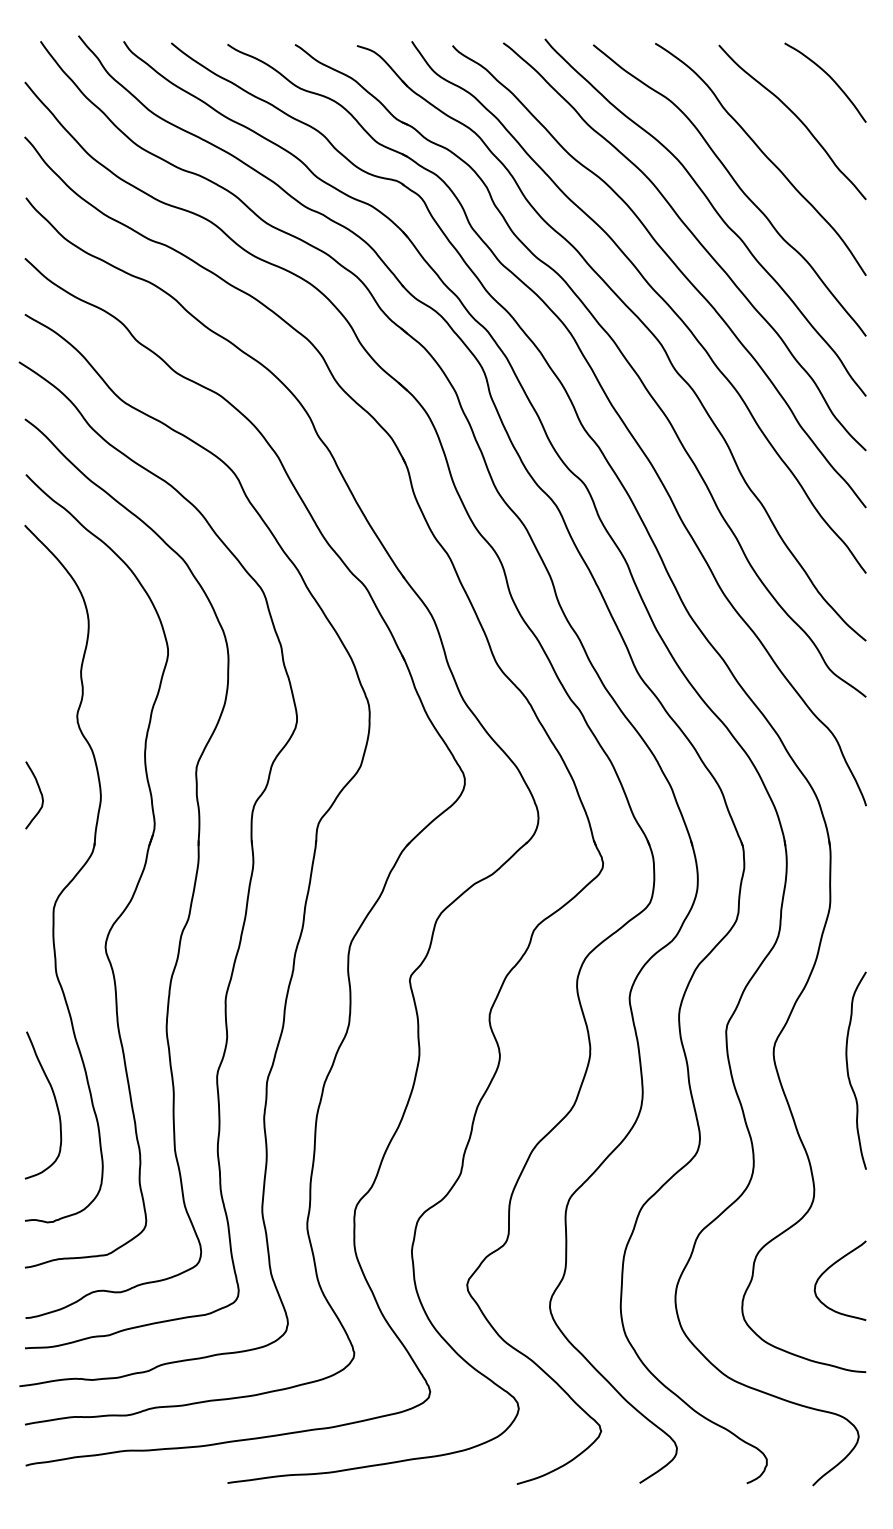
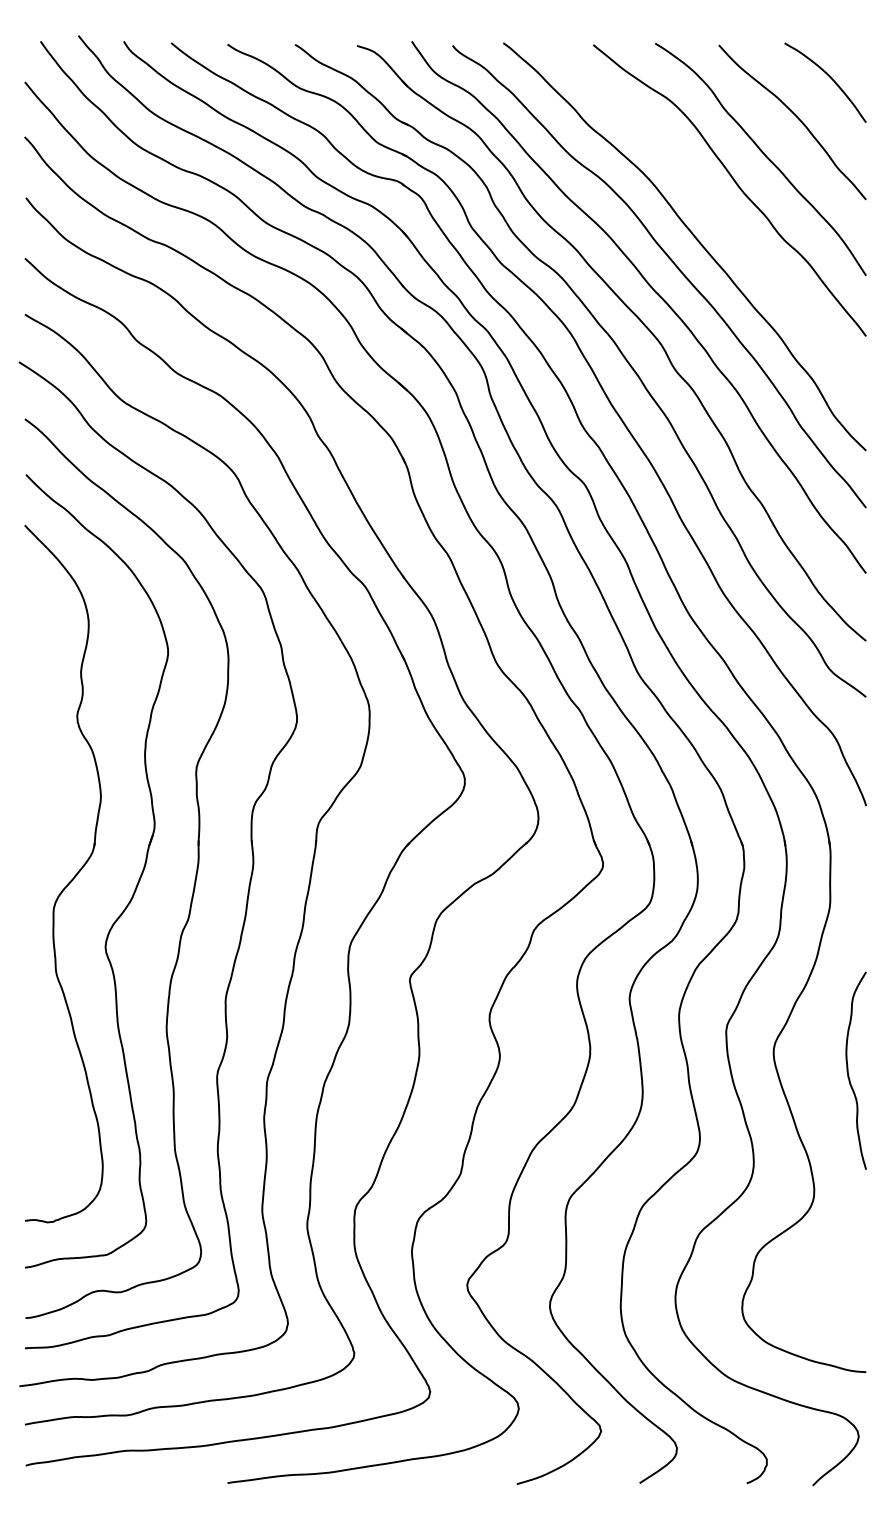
curve: present -> none (715, 212)
curve: present -> none (40, 794)
curve: present -> none (54, 1100)
curve: present -> none (828, 1269)
